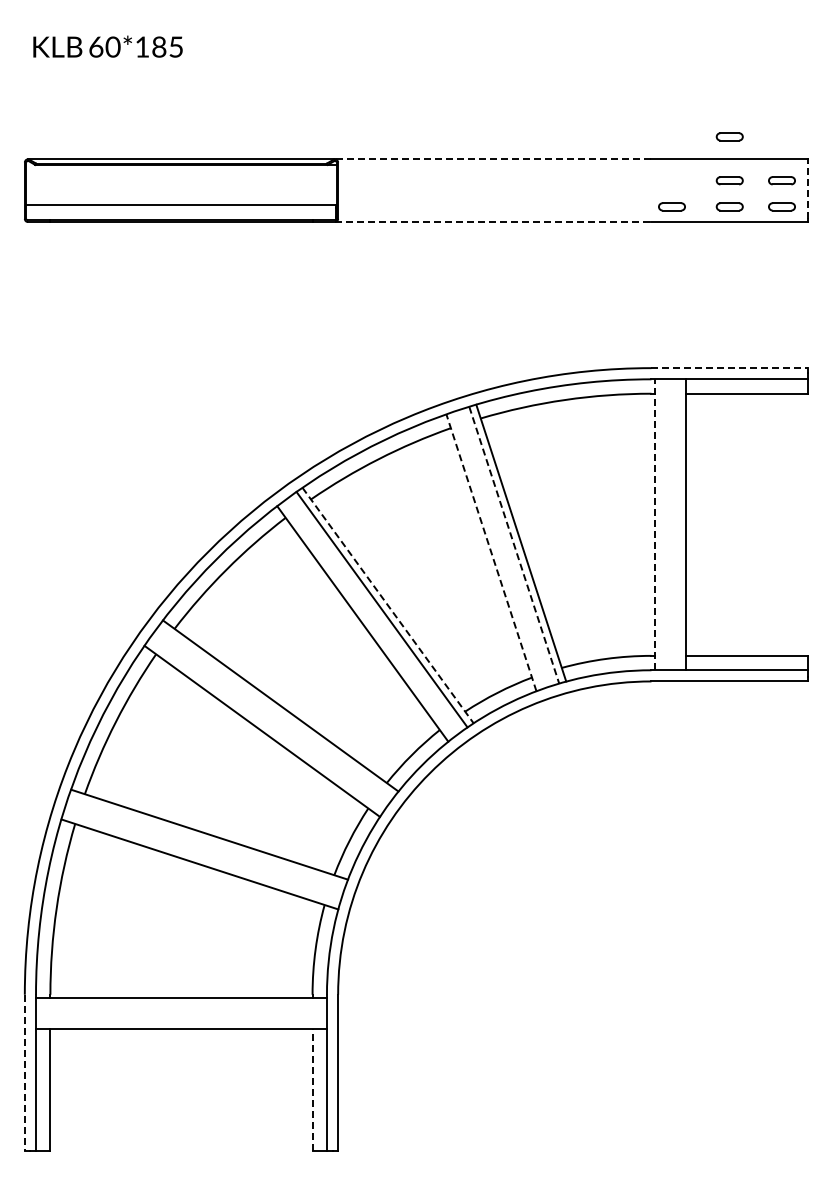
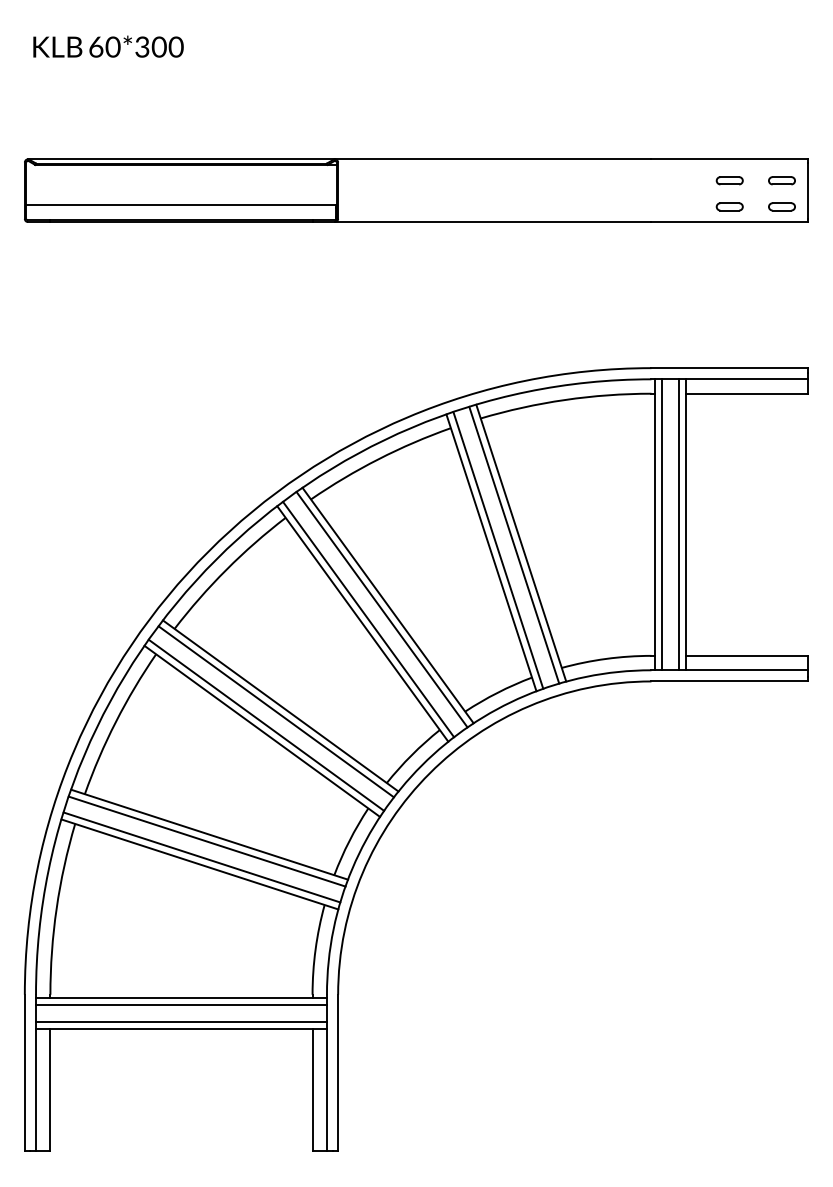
text: 60*185 -> 60*300 (159, 46)
part: present -> none (729, 136)
line: dashed -> solid (492, 159)
line: dashed -> solid (808, 190)
part: present -> none (671, 206)
line: dashed -> solid (493, 222)
line: dashed -> solid (730, 368)
line: dashed -> solid (654, 524)
line: none -> present (661, 524)
line: none -> present (678, 524)
line: dashed -> solid (514, 545)
line: none -> present (498, 550)
line: dashed -> solid (491, 552)
line: dashed -> solid (388, 605)
line: none -> present (368, 619)
line: none -> present (275, 711)
line: none -> present (266, 724)
line: none -> present (206, 841)
line: none -> present (201, 857)
line: none -> present (181, 1005)
line: none -> present (181, 1021)
line: dashed -> solid (24, 1073)
line: dashed -> solid (312, 1089)
